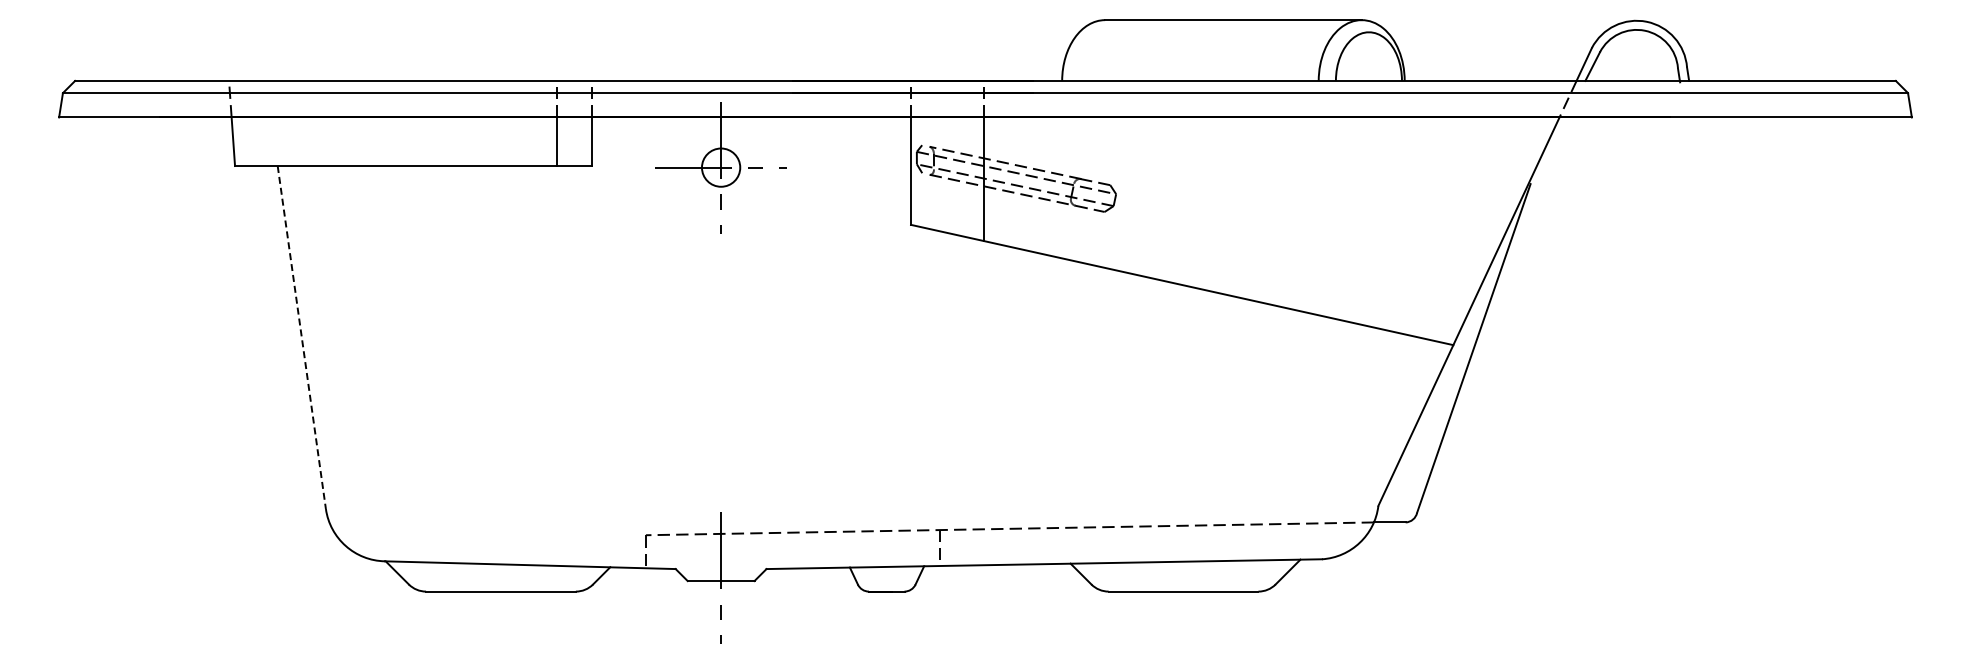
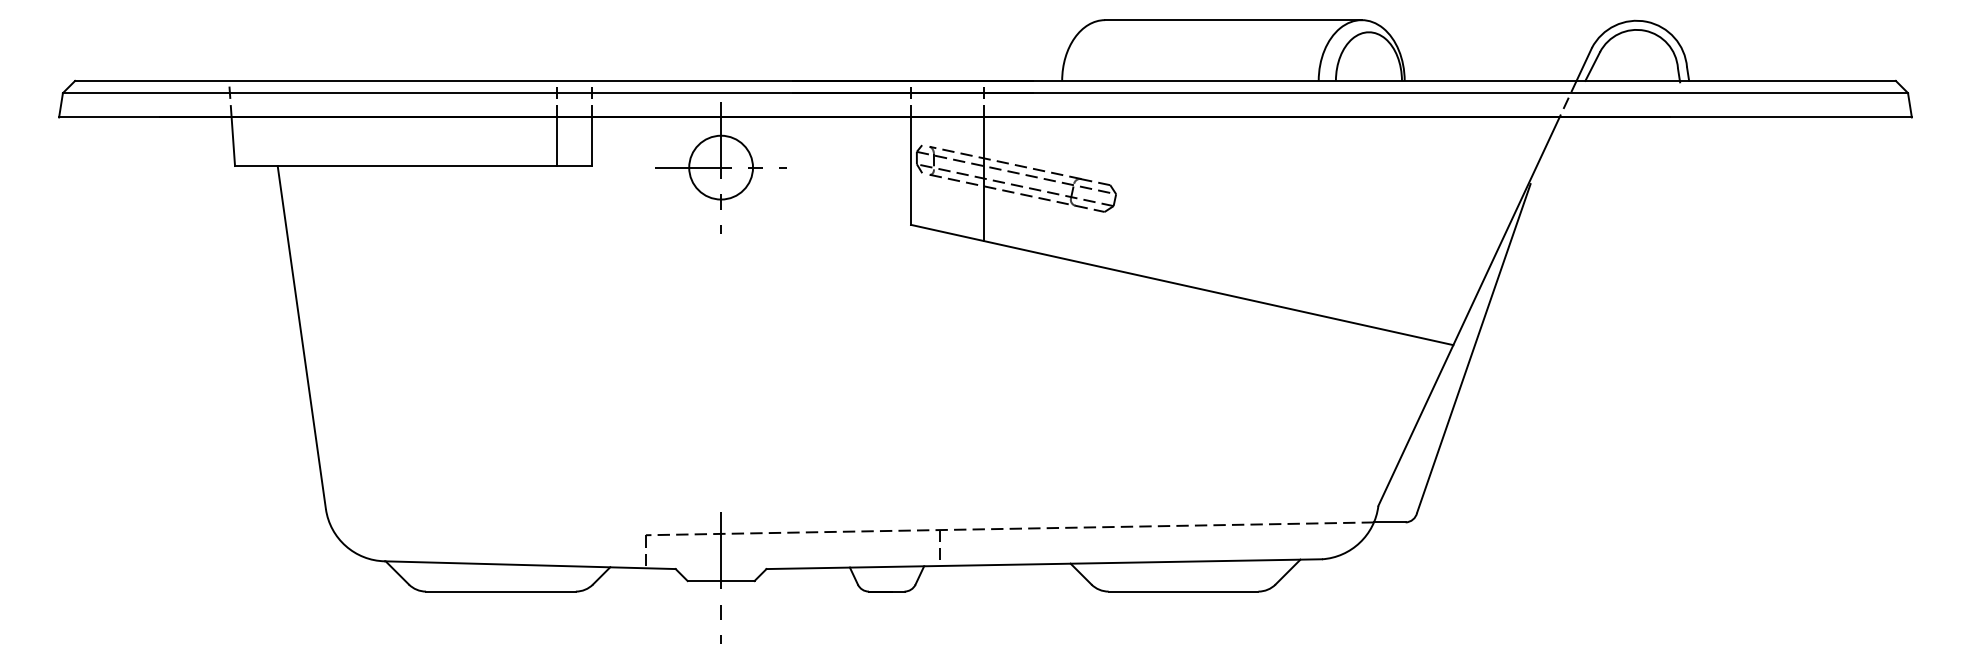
circle diameter: 38 px -> 64 px (721, 167)
line: dashed -> solid (301, 338)
